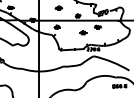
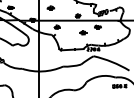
part position: (58, 7) -> (50, 7) (50, 7)
